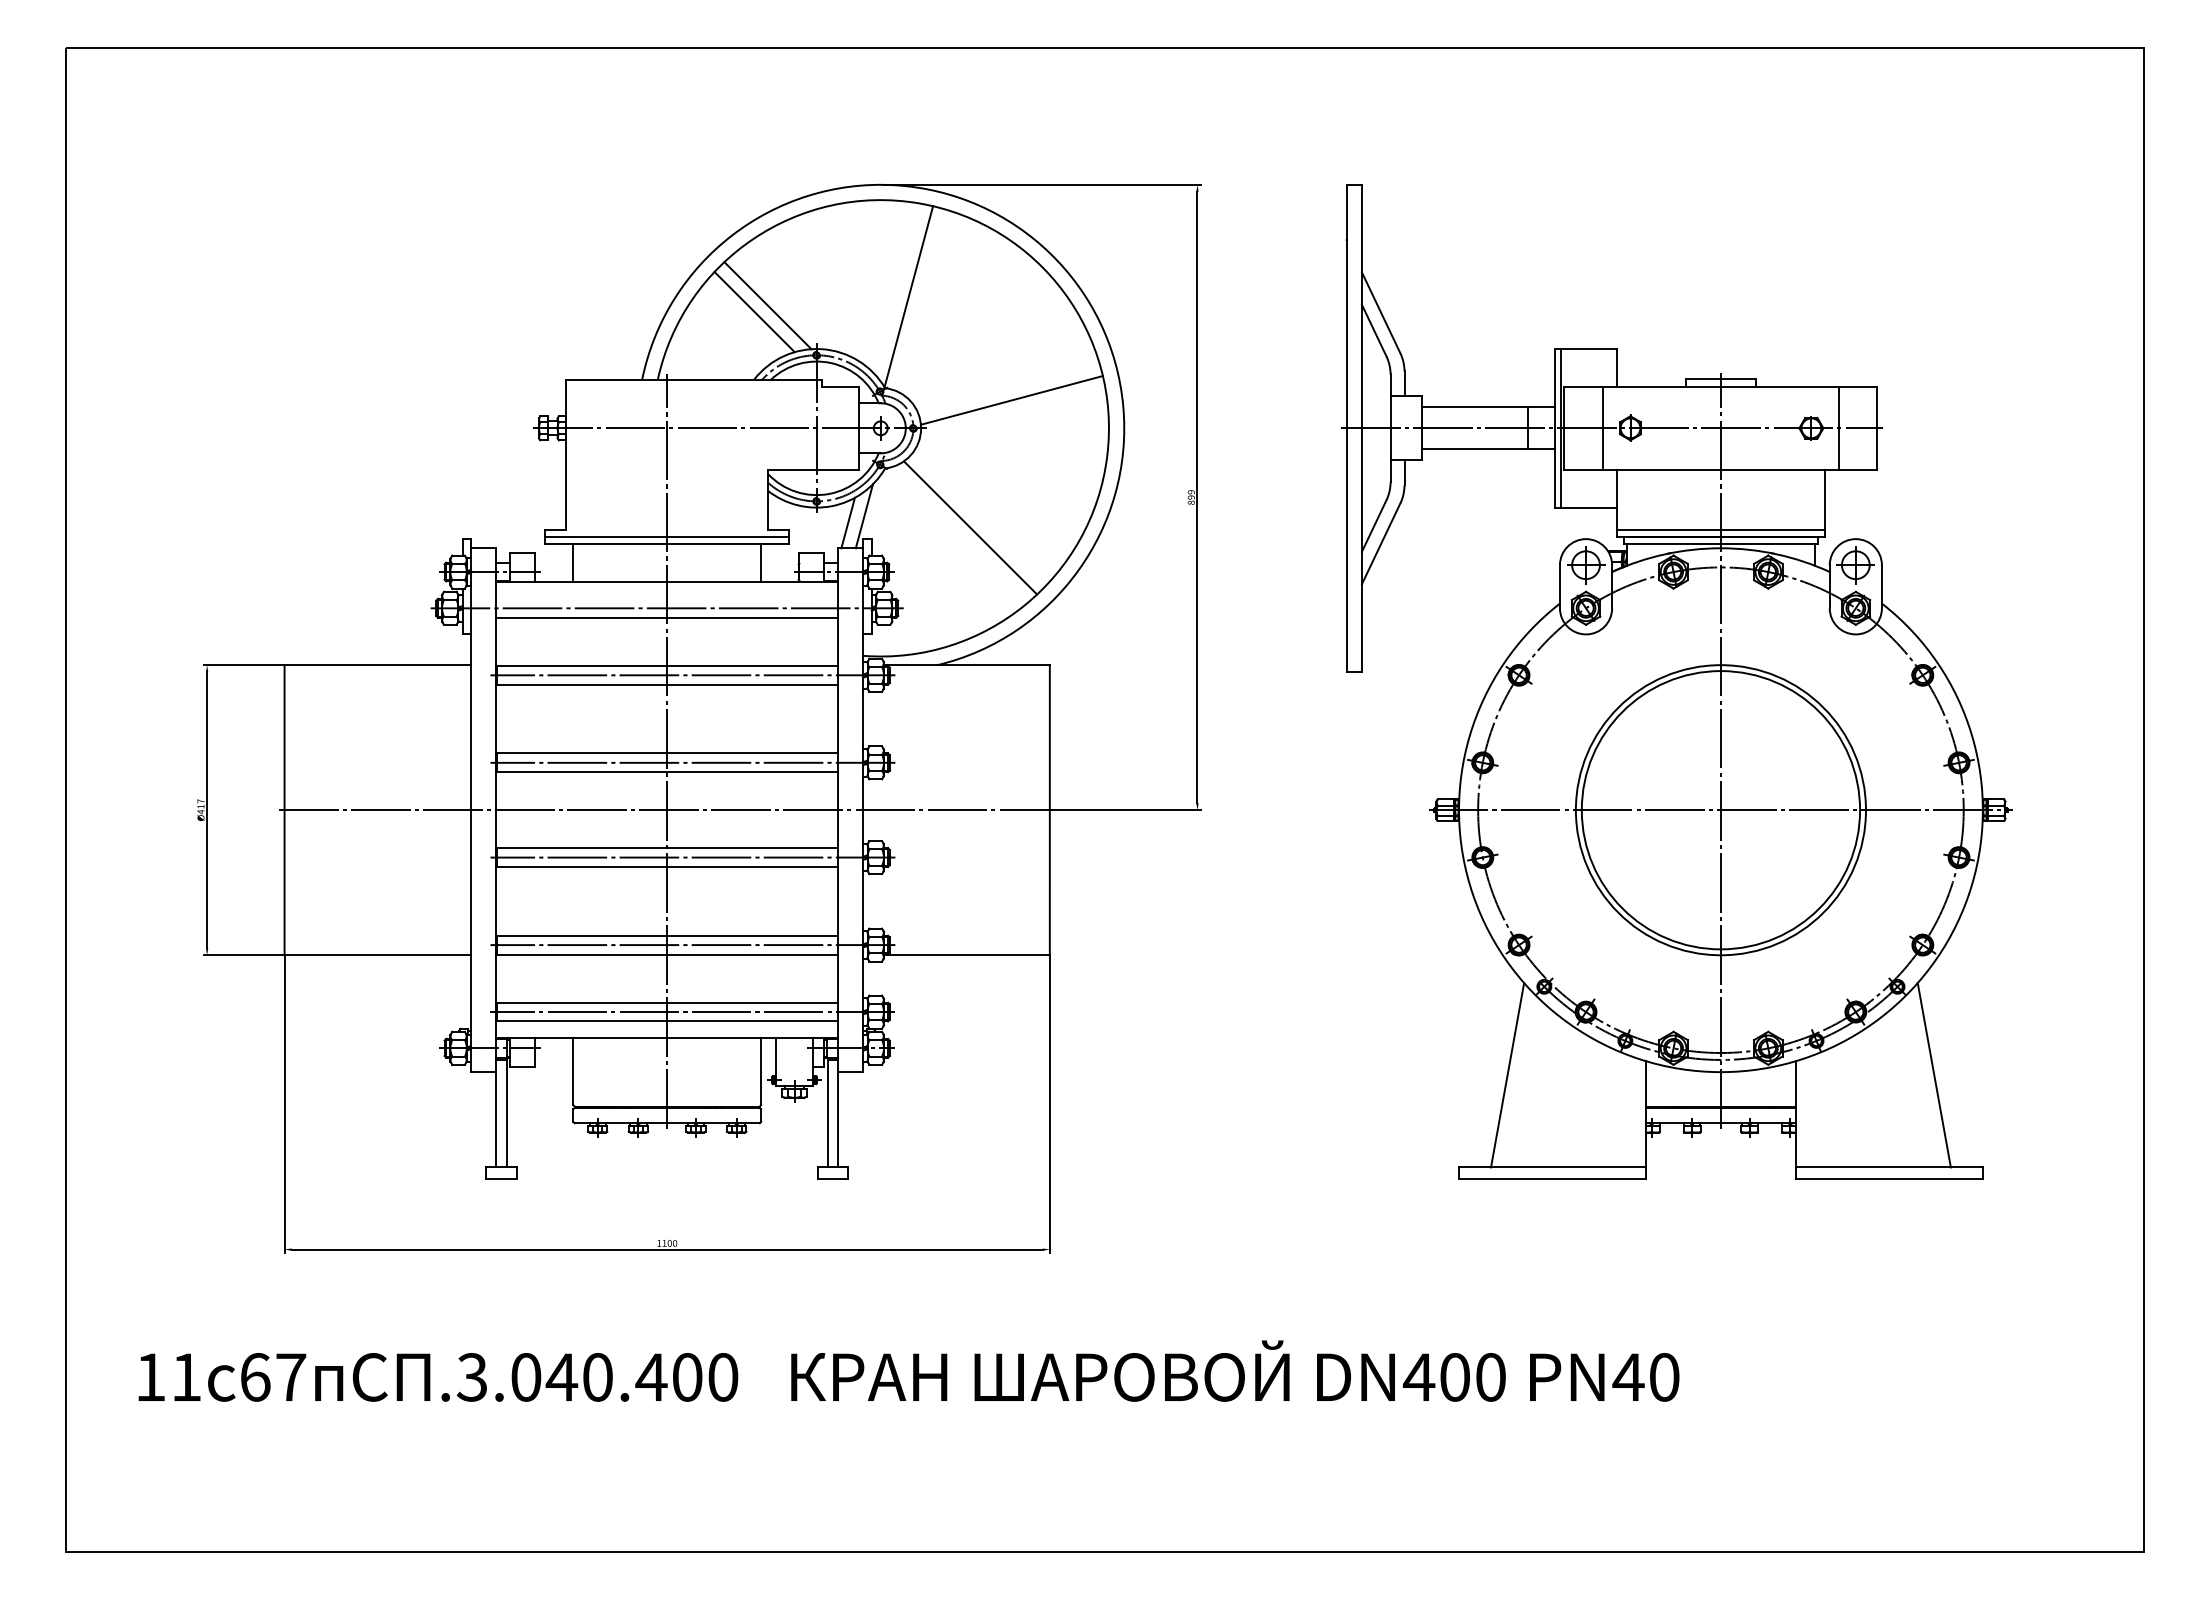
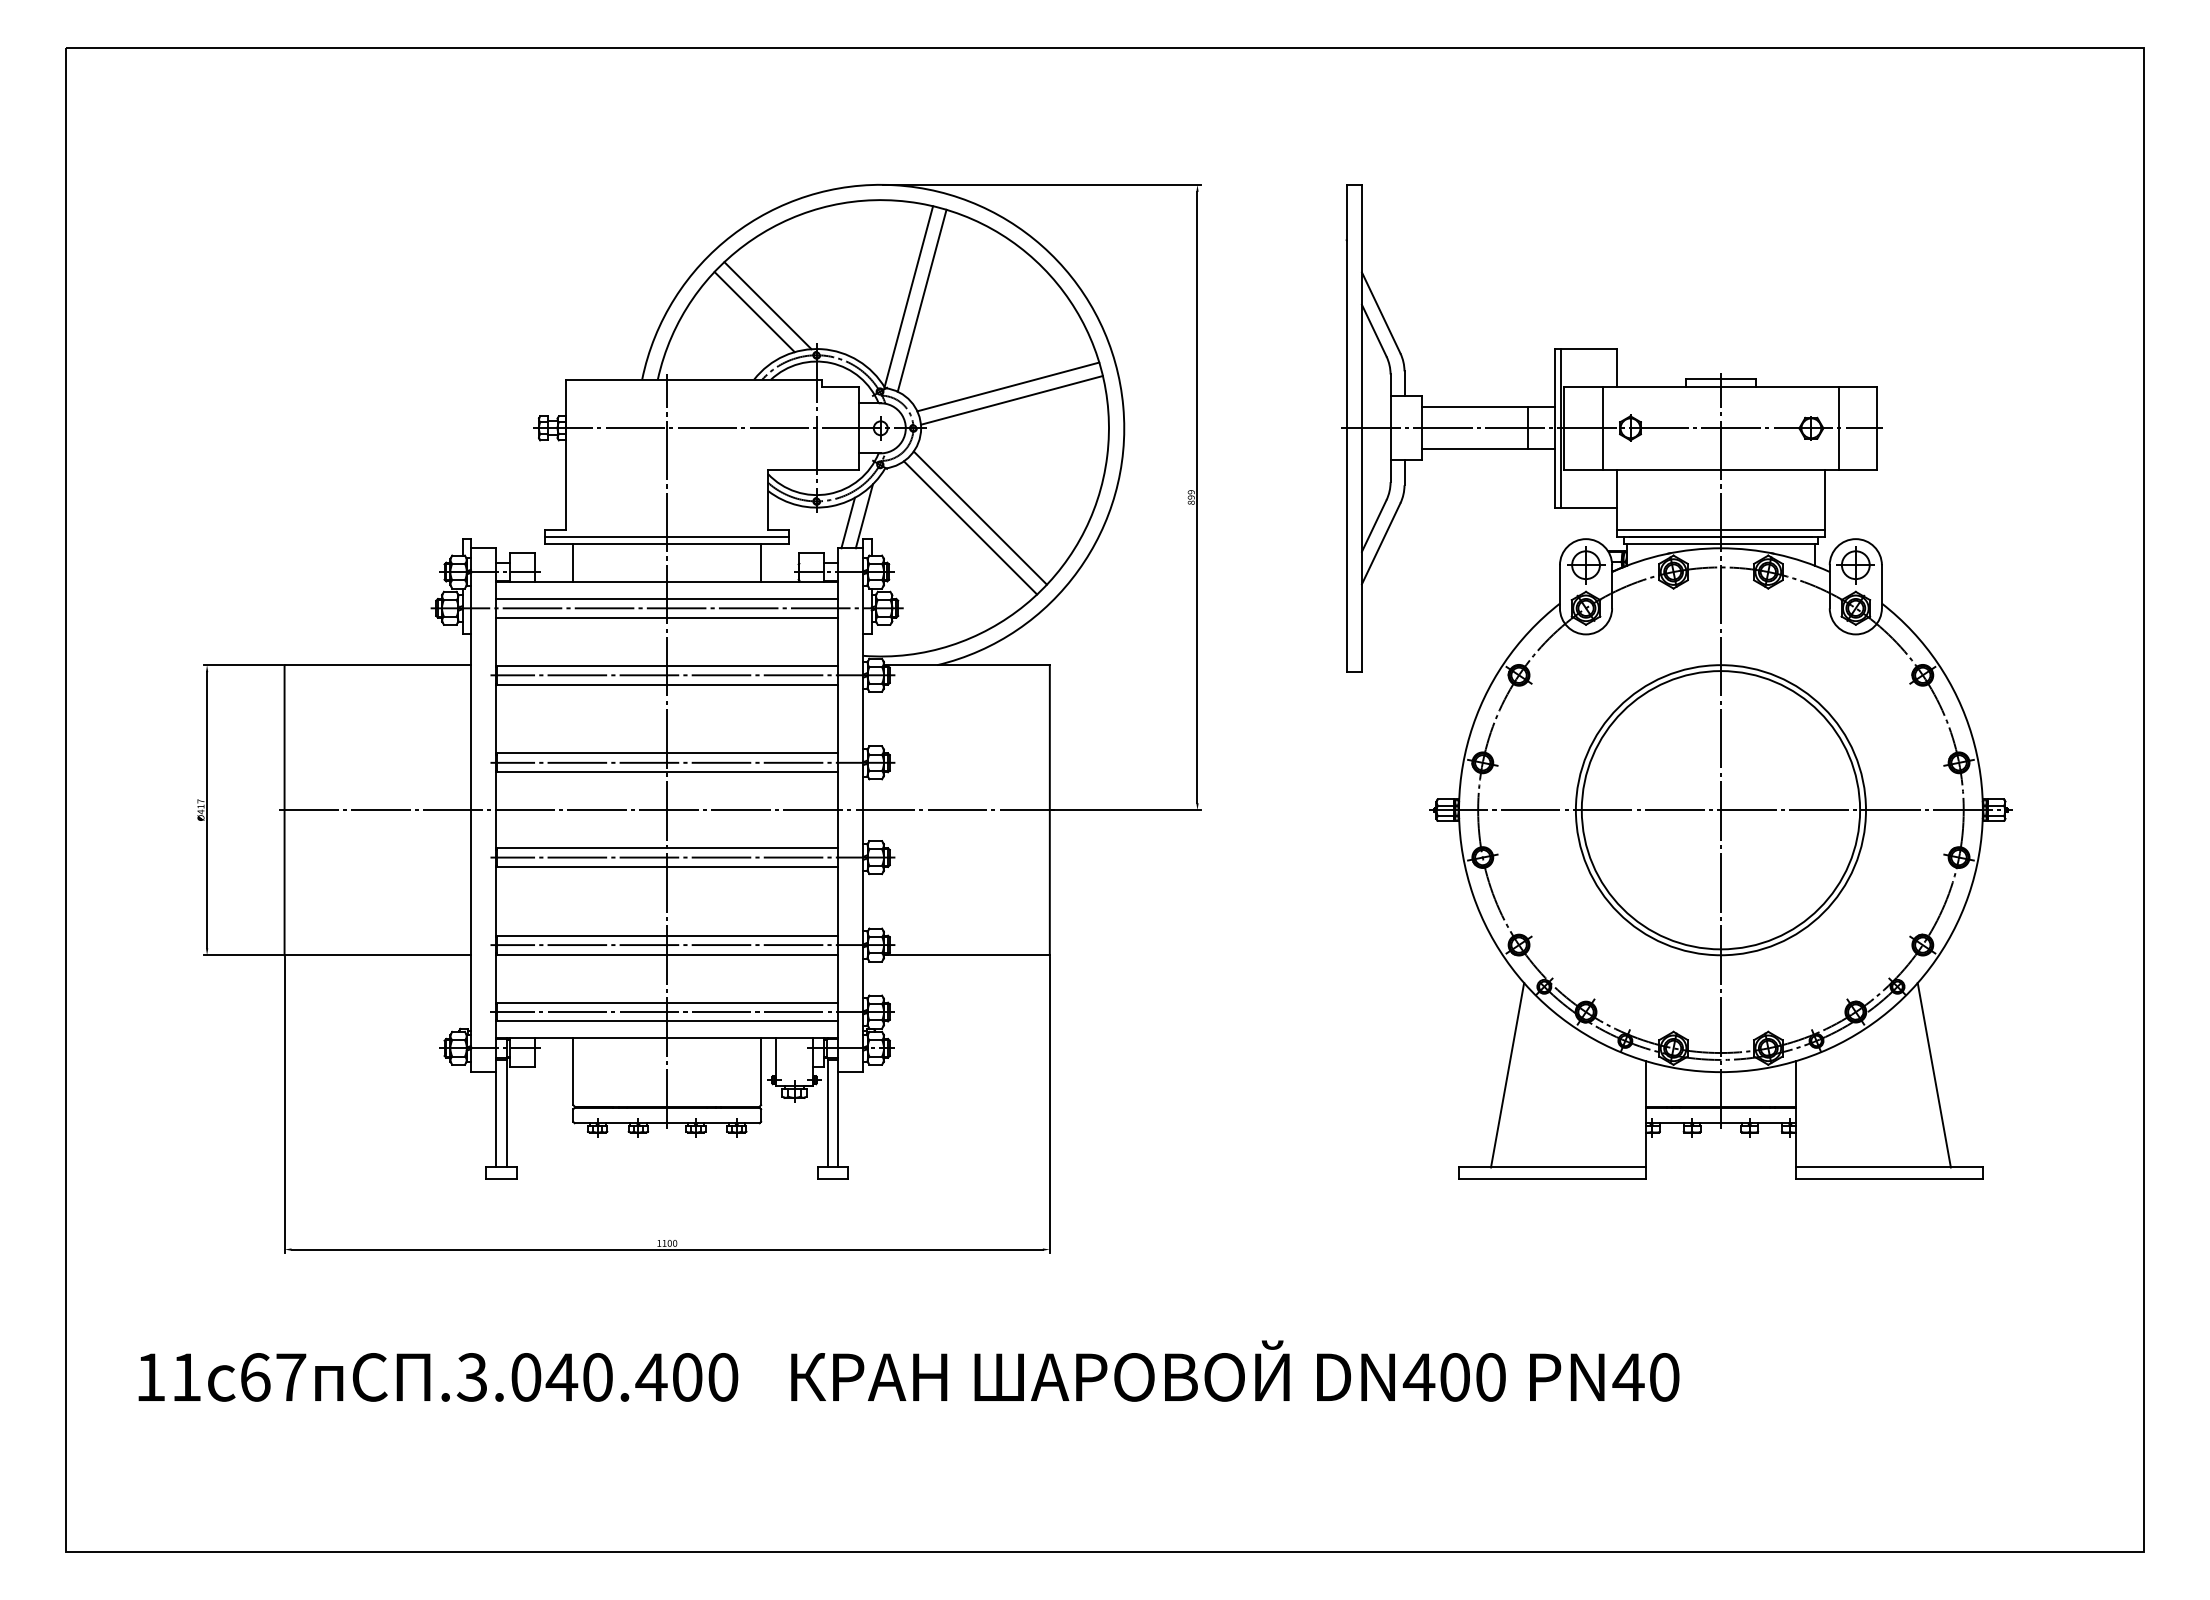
line: none -> present (921, 300)
line: none -> present (1008, 386)
line: none -> present (979, 517)
line: none -> present (667, 598)
